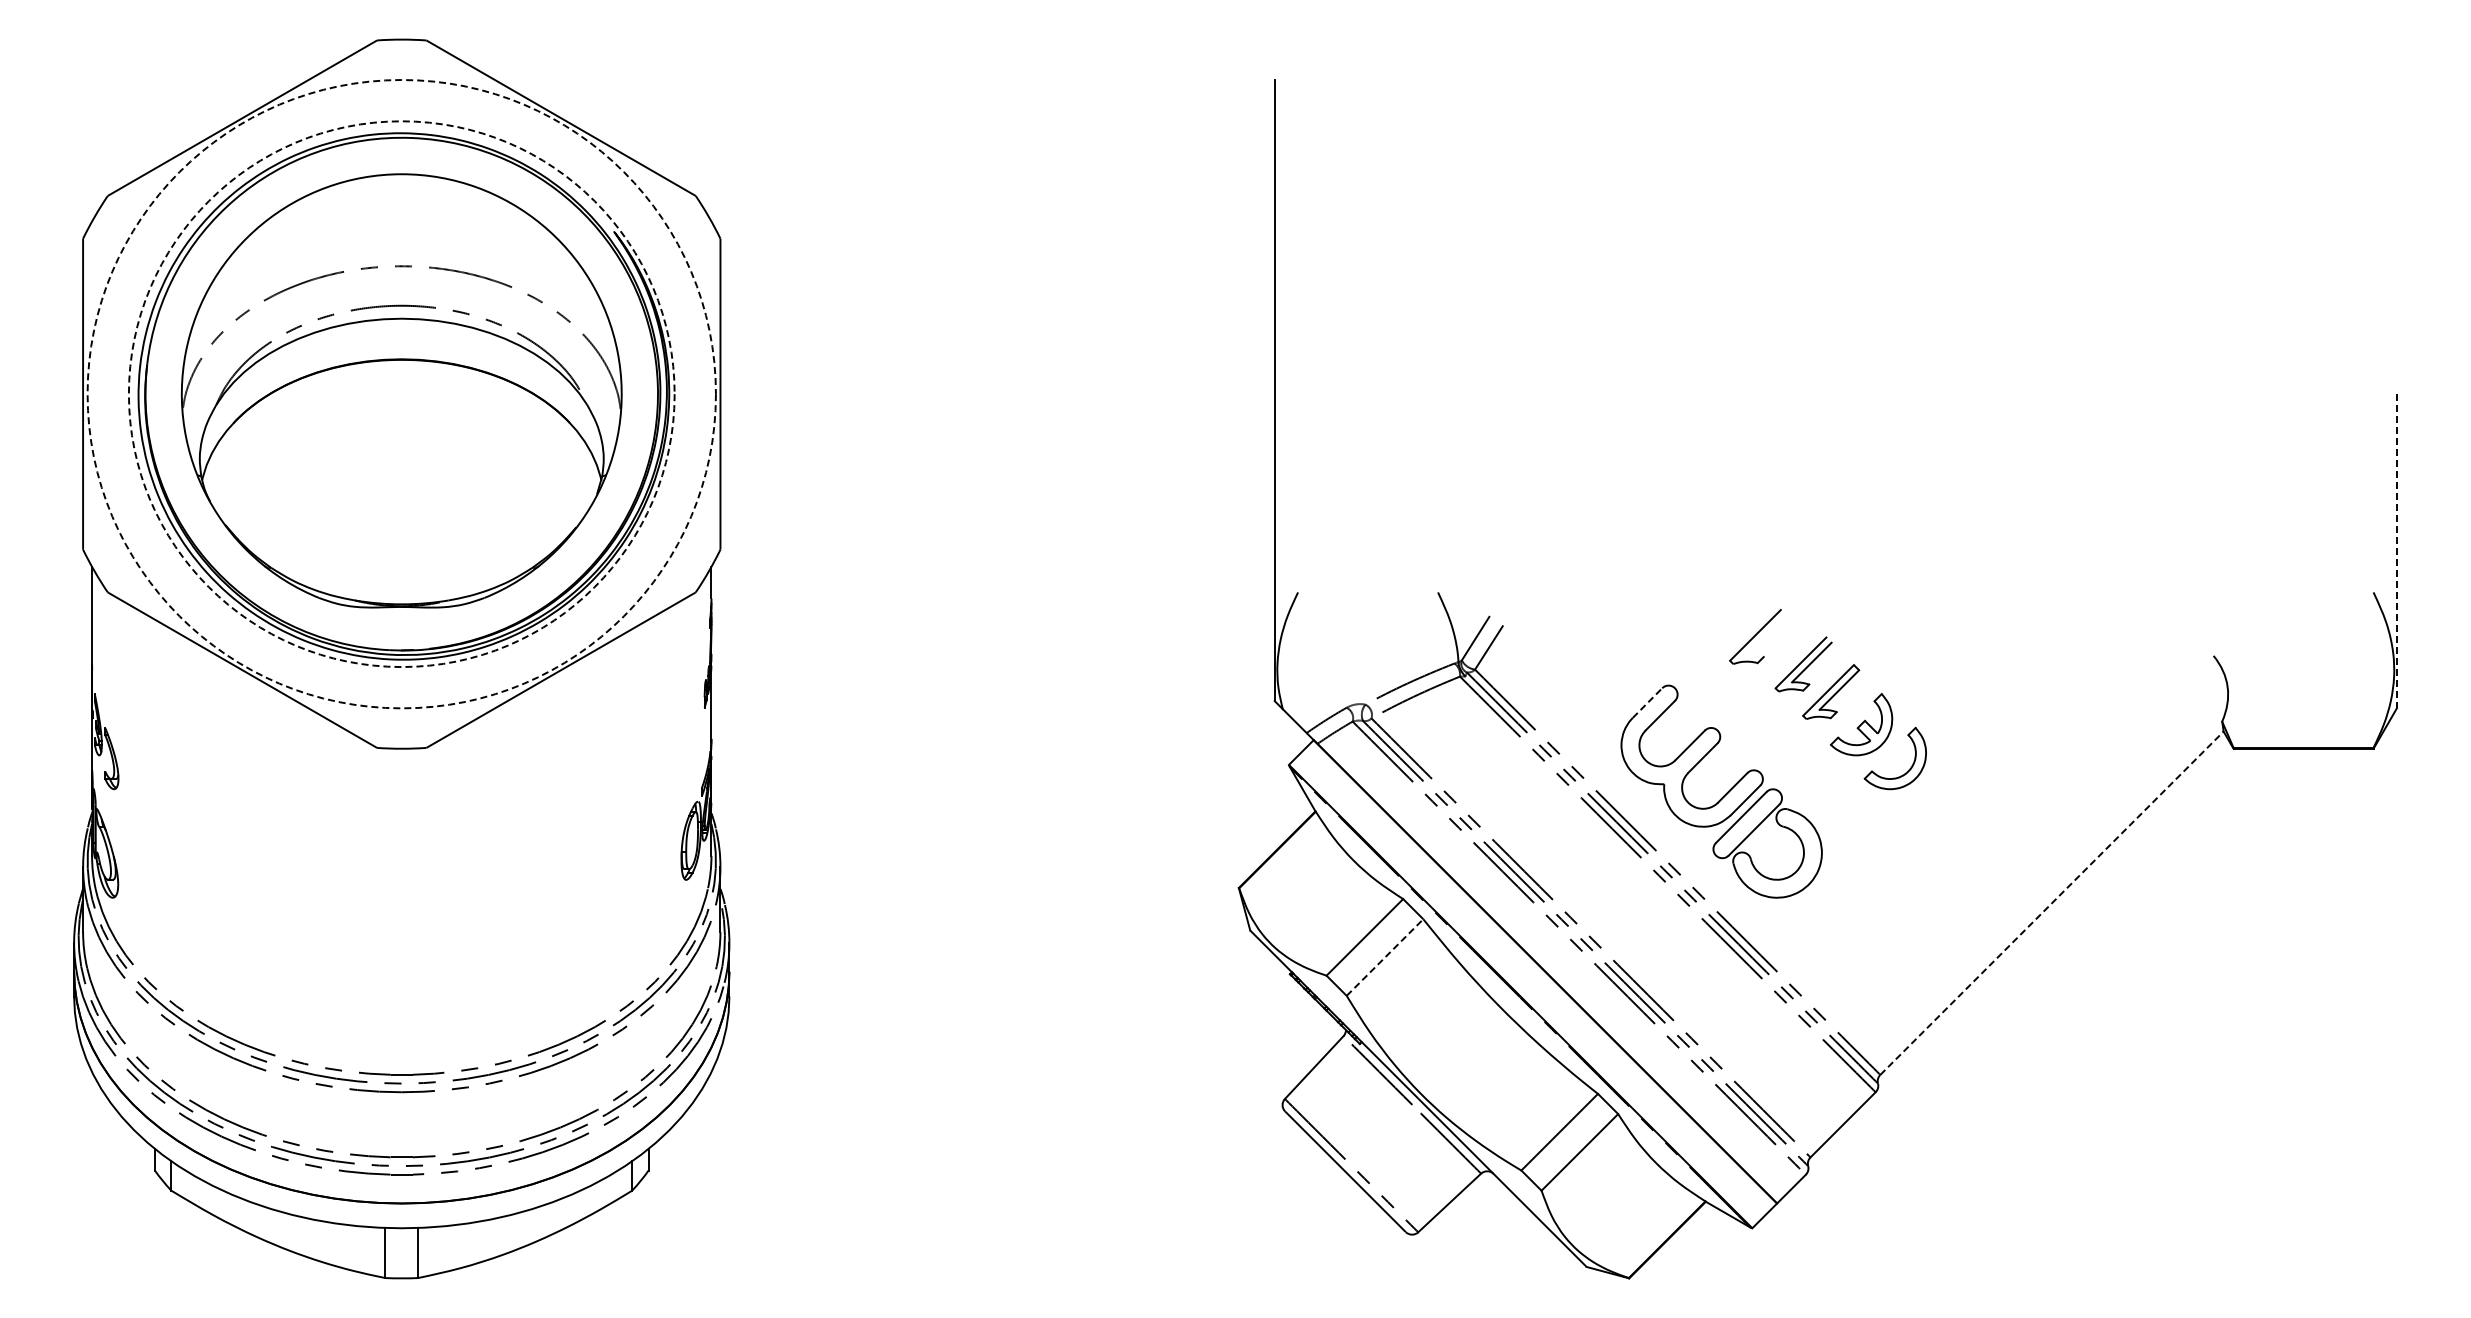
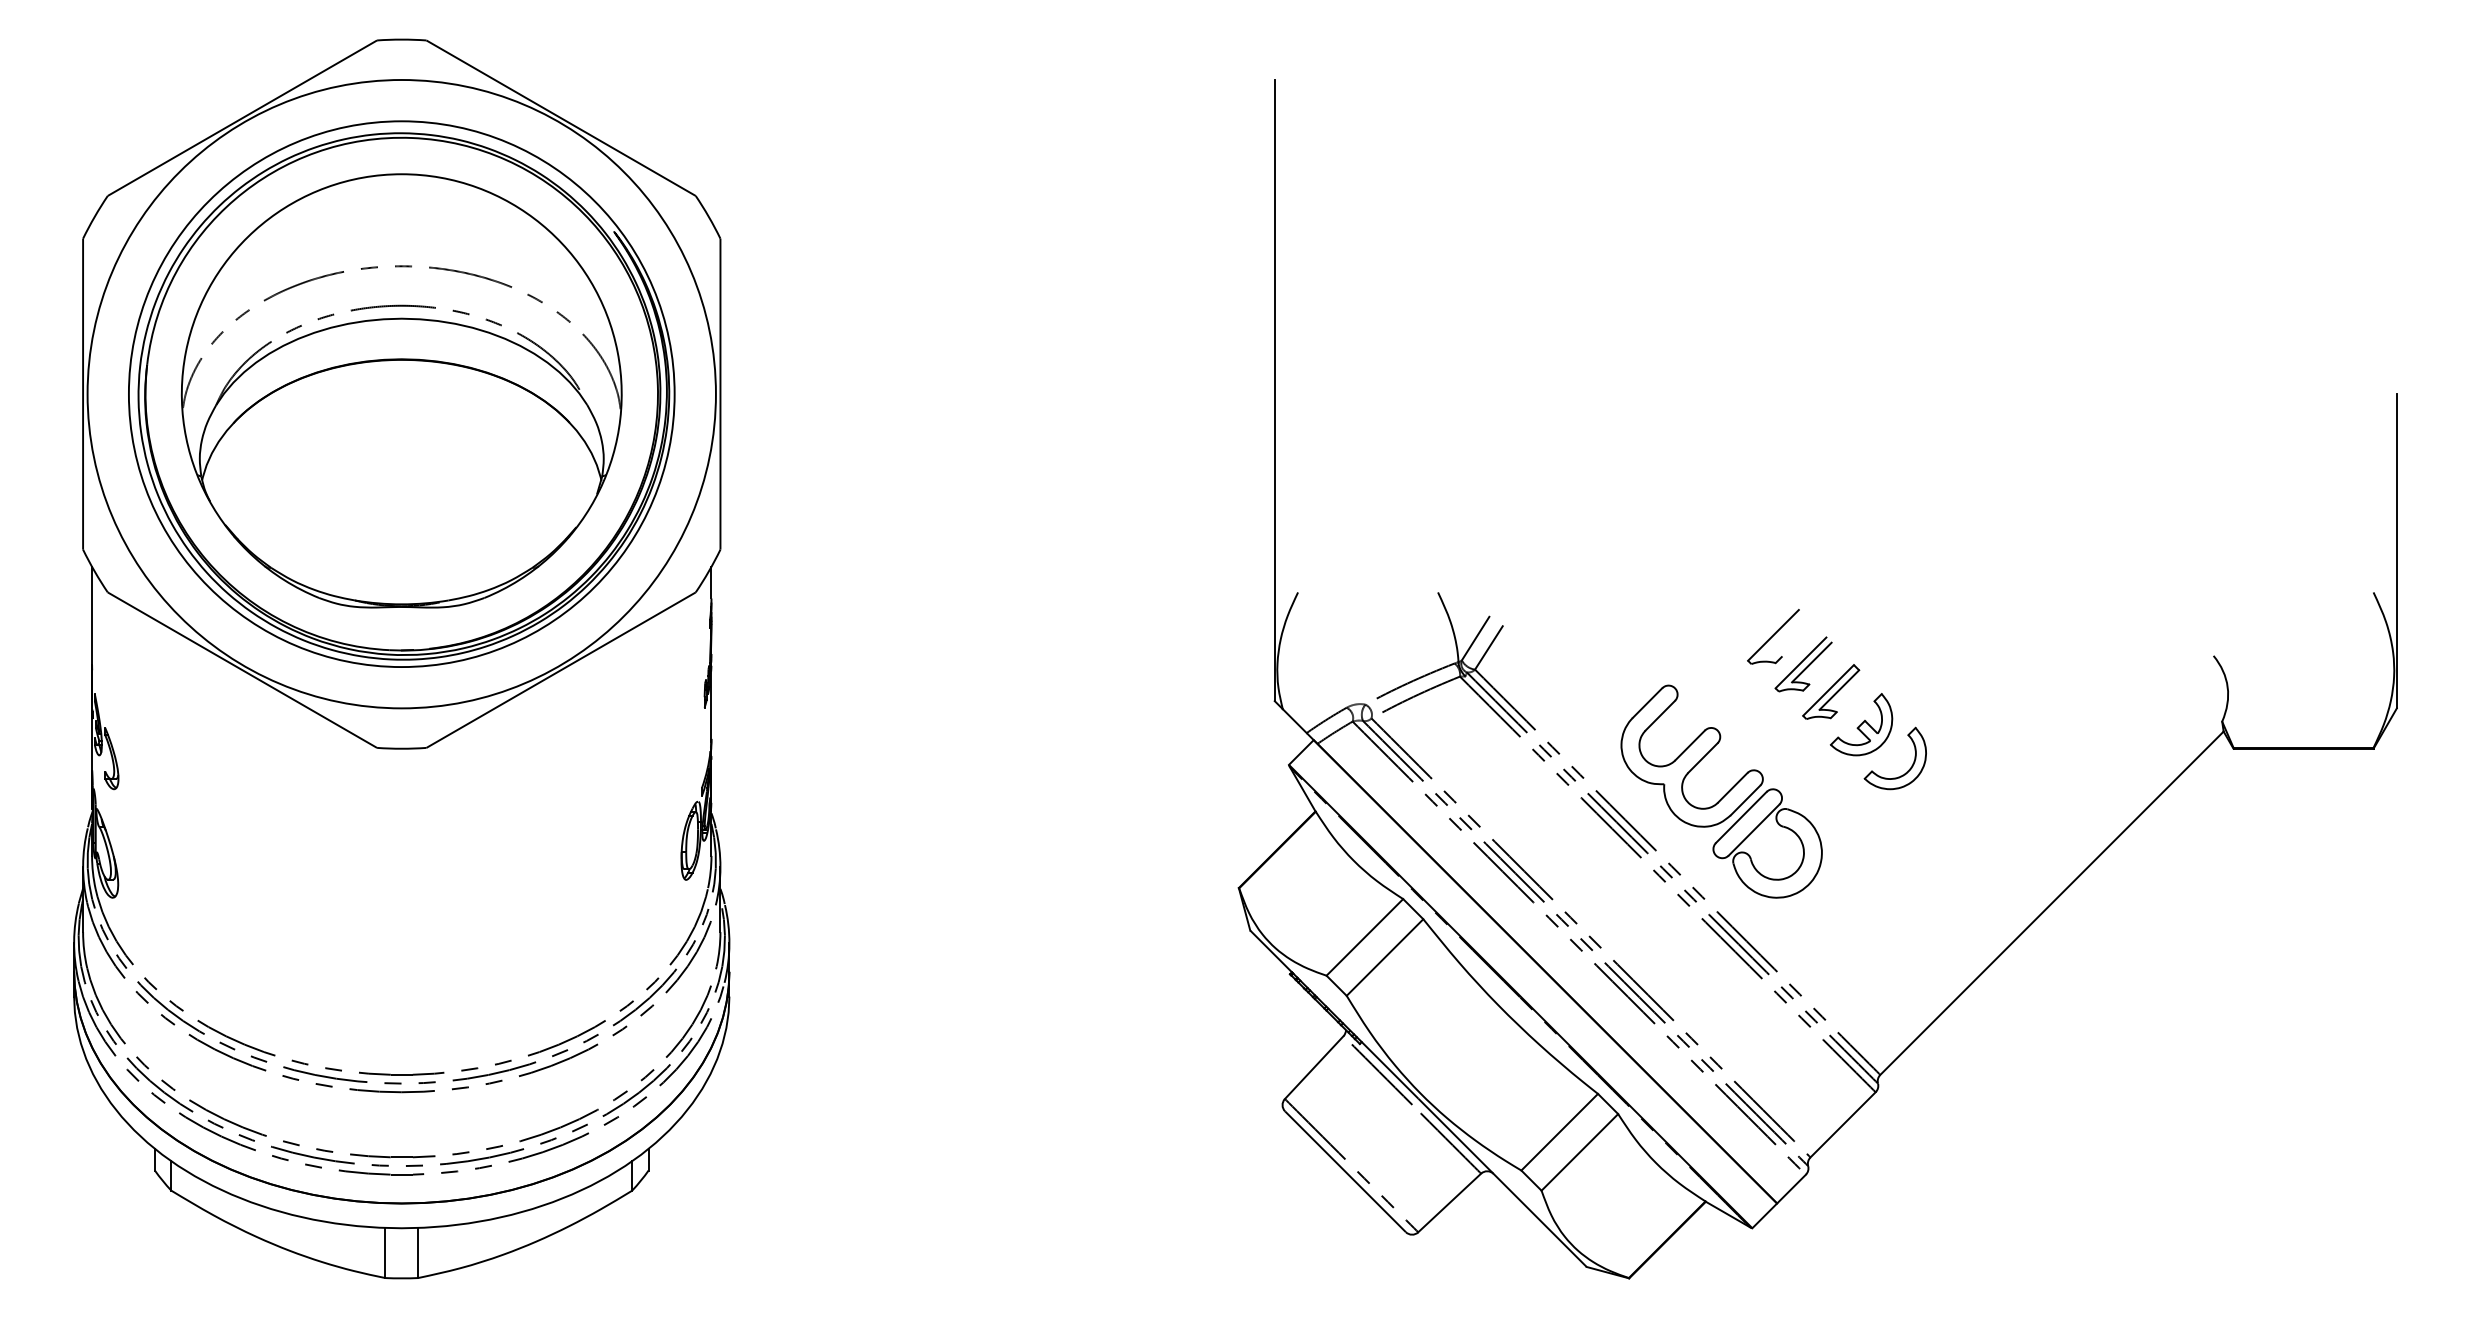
circle: dashed -> solid (401, 394)
circle: dashed -> solid (401, 394)
line: dashed -> solid (2396, 551)
part position: (1755, 636) -> (1773, 636) (1773, 636)
line: dashed -> solid (1647, 703)
line: dashed -> solid (2052, 903)
line: dashed -> solid (1385, 957)
